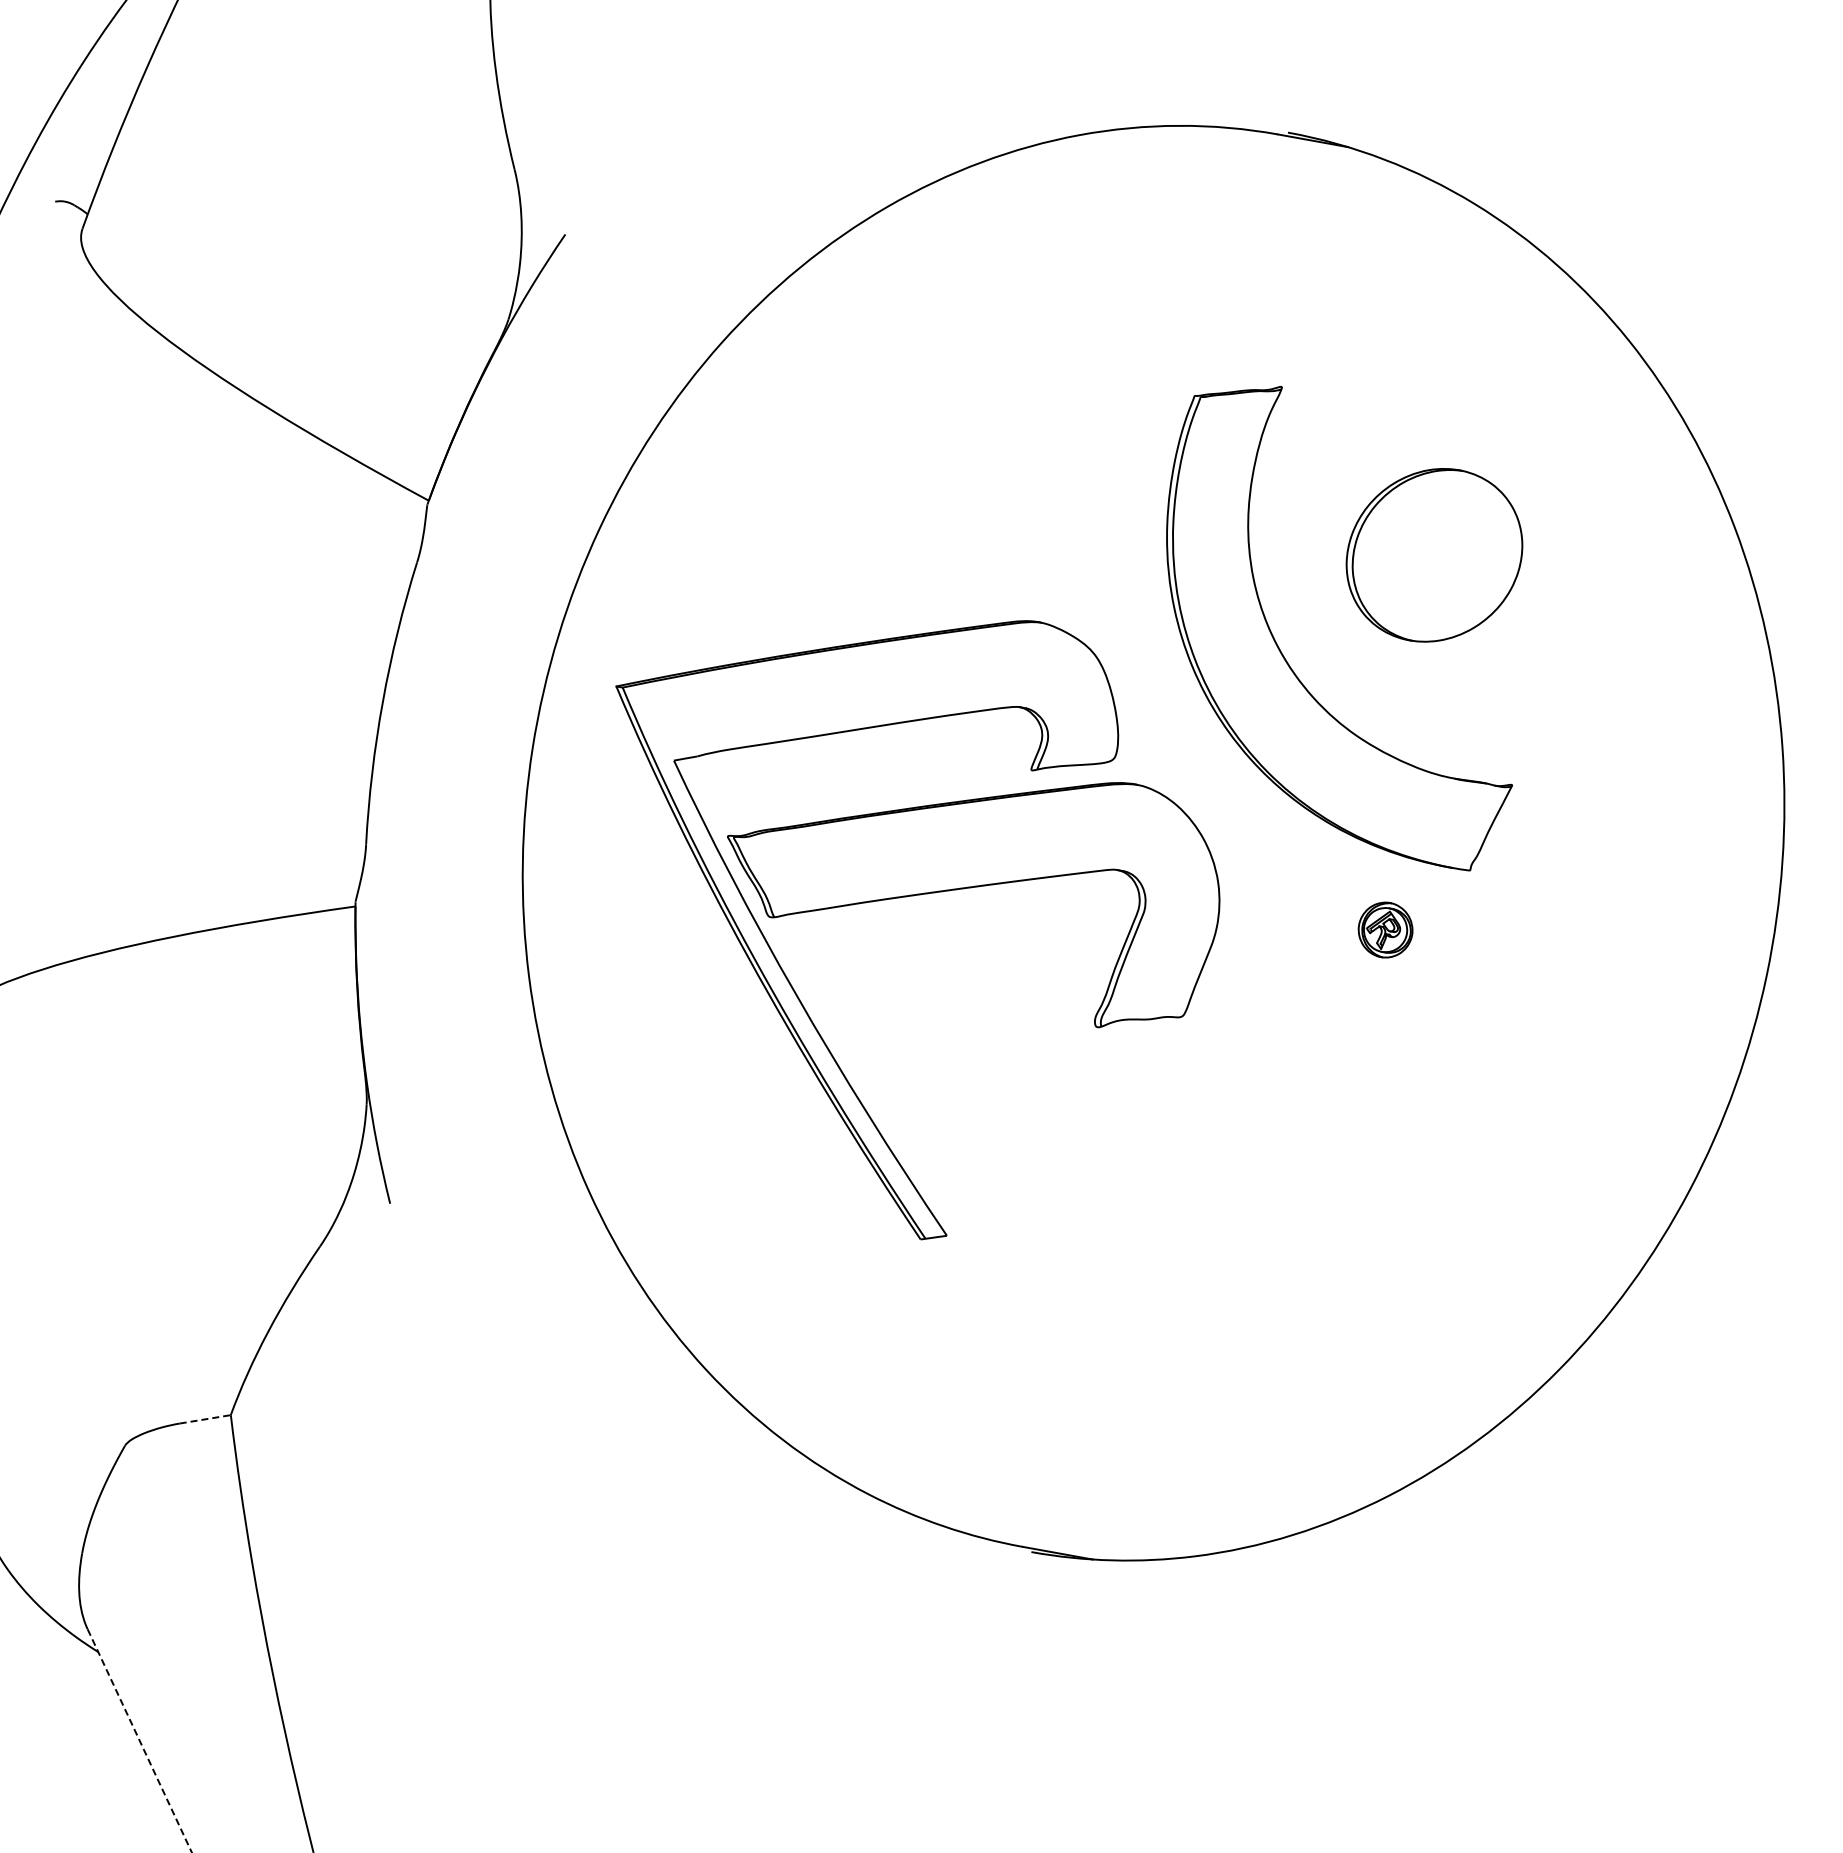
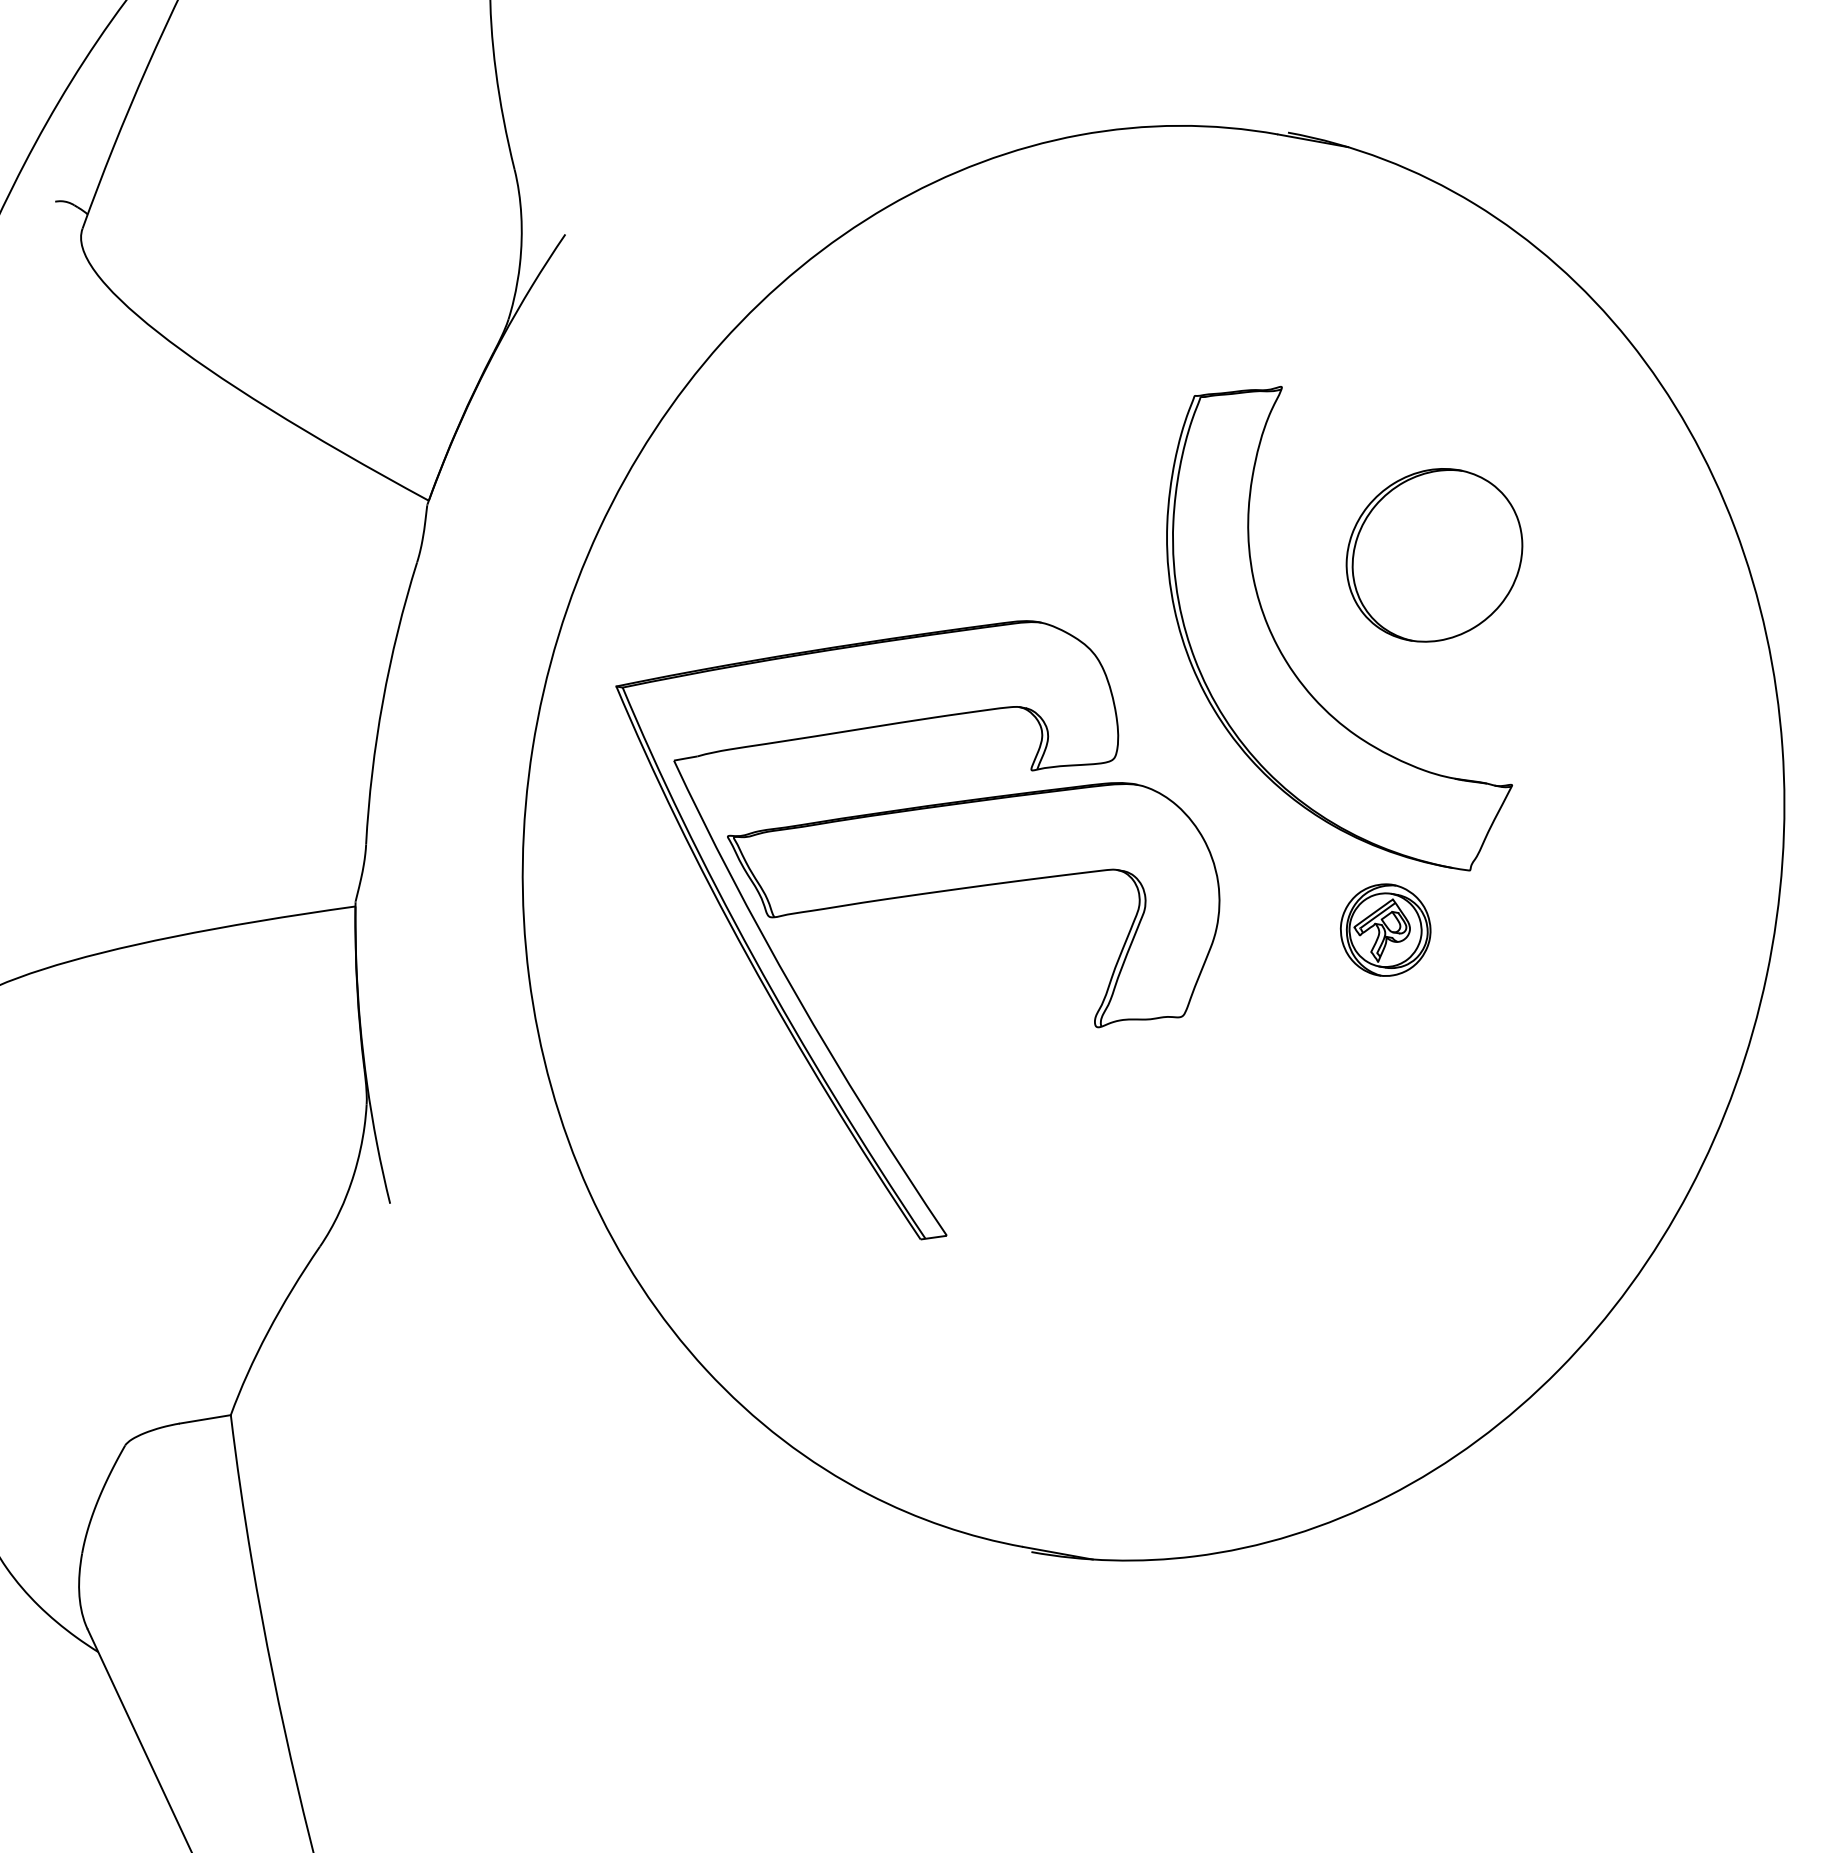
part size: 57x58 px -> 93x94 px (1385, 929)
line: dashed -> solid (205, 1419)
line: dashed -> solid (140, 1741)
